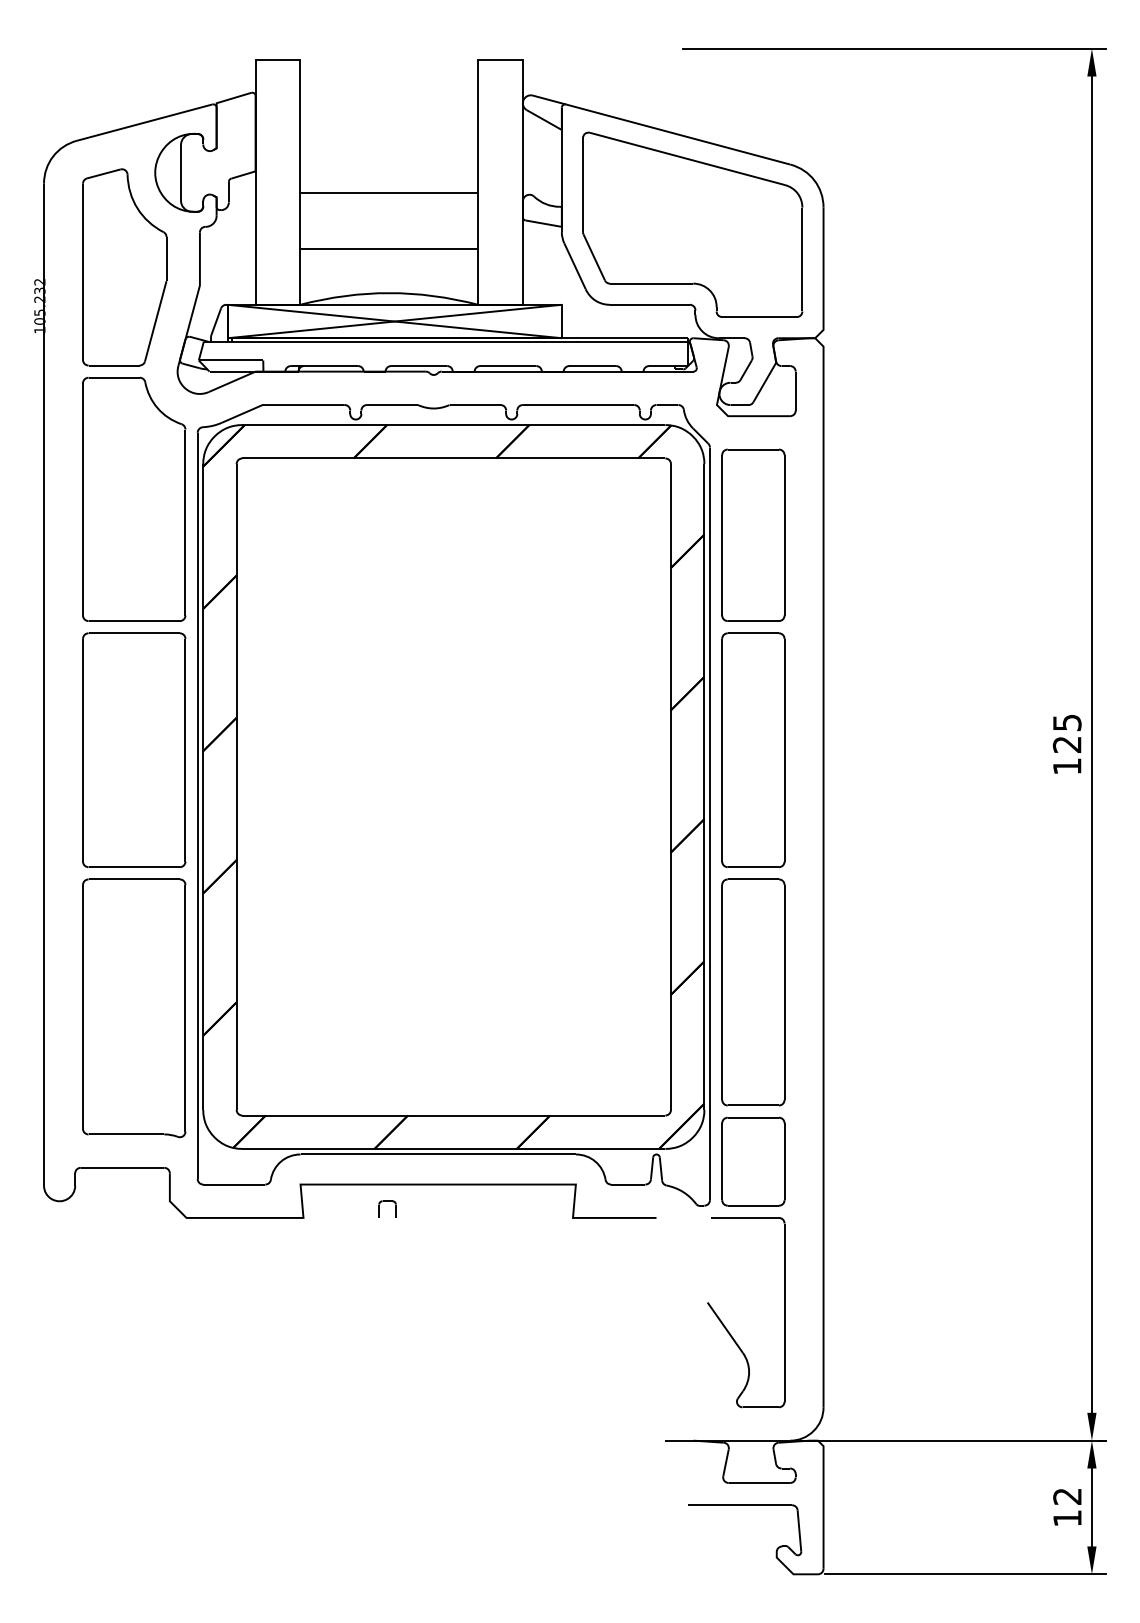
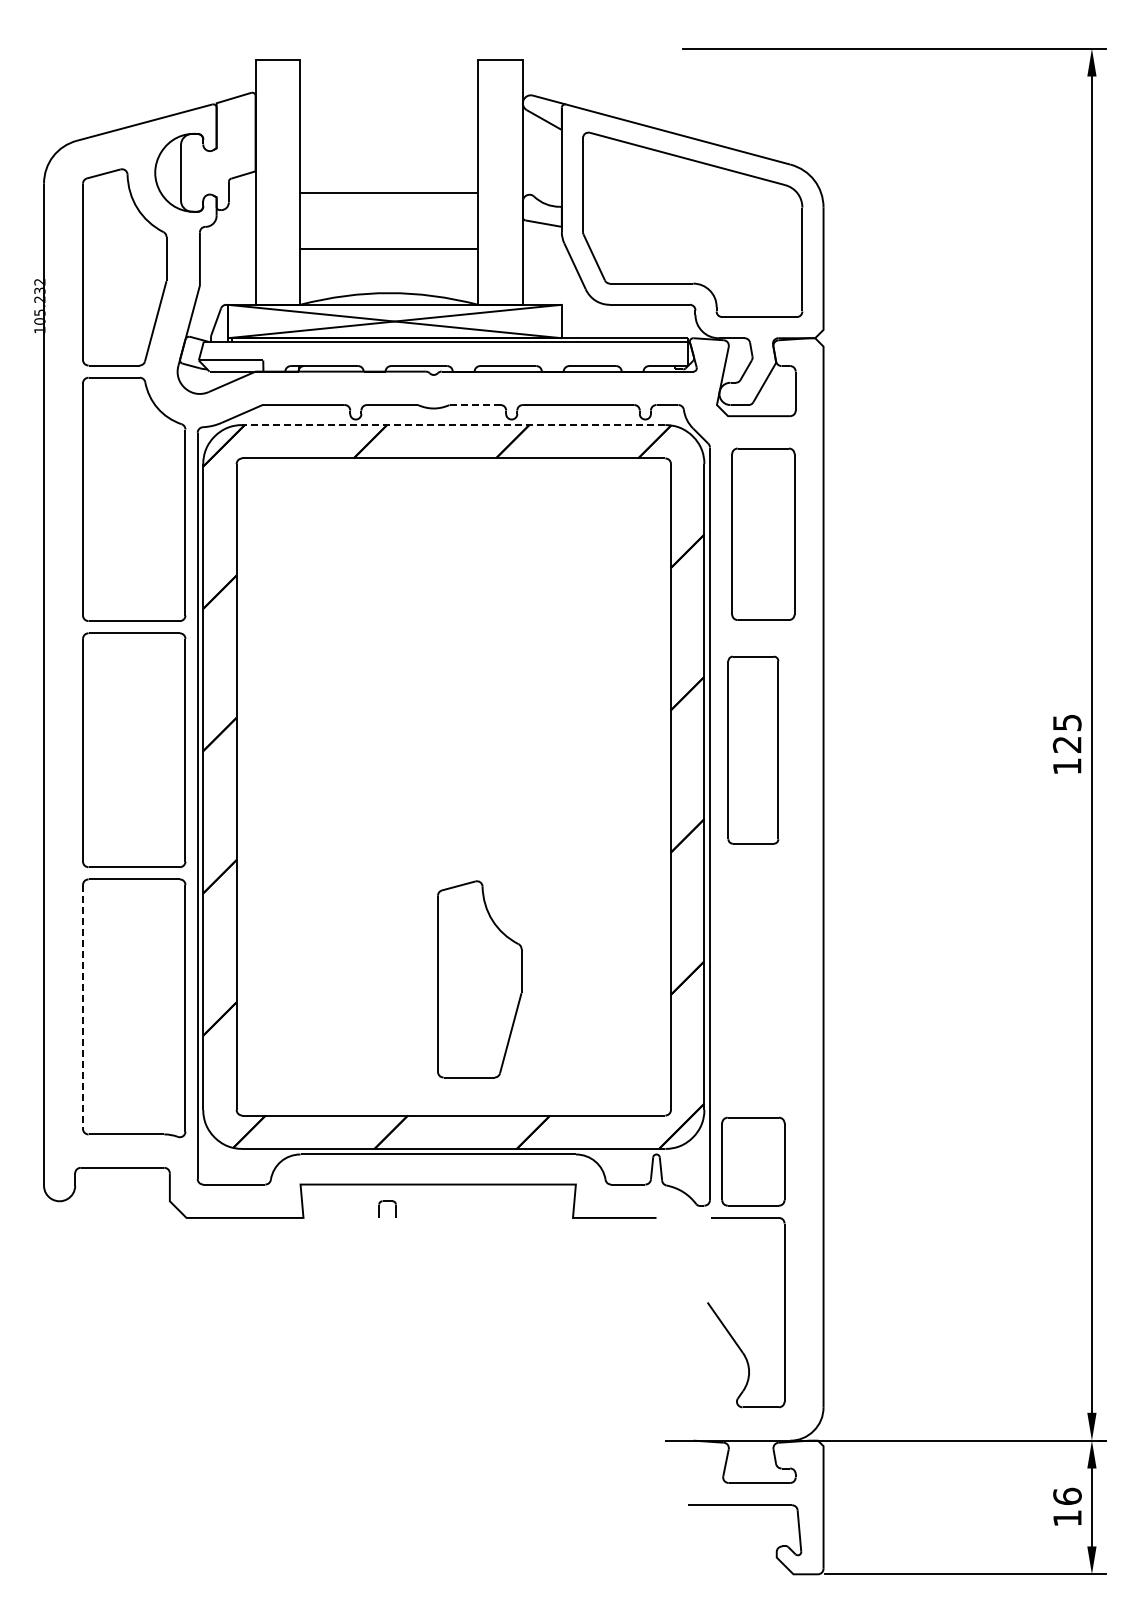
line: solid -> dashed (475, 405)
line: solid -> dashed (453, 425)
part position: (753, 534) -> (763, 533) (763, 533)
part size: 65x236 px -> 53x190 px (753, 749)
part: none -> present (479, 979)
part: present -> none (753, 992)
line: solid -> dashed (83, 1006)
text: 12 -> 16 (1067, 1495)
